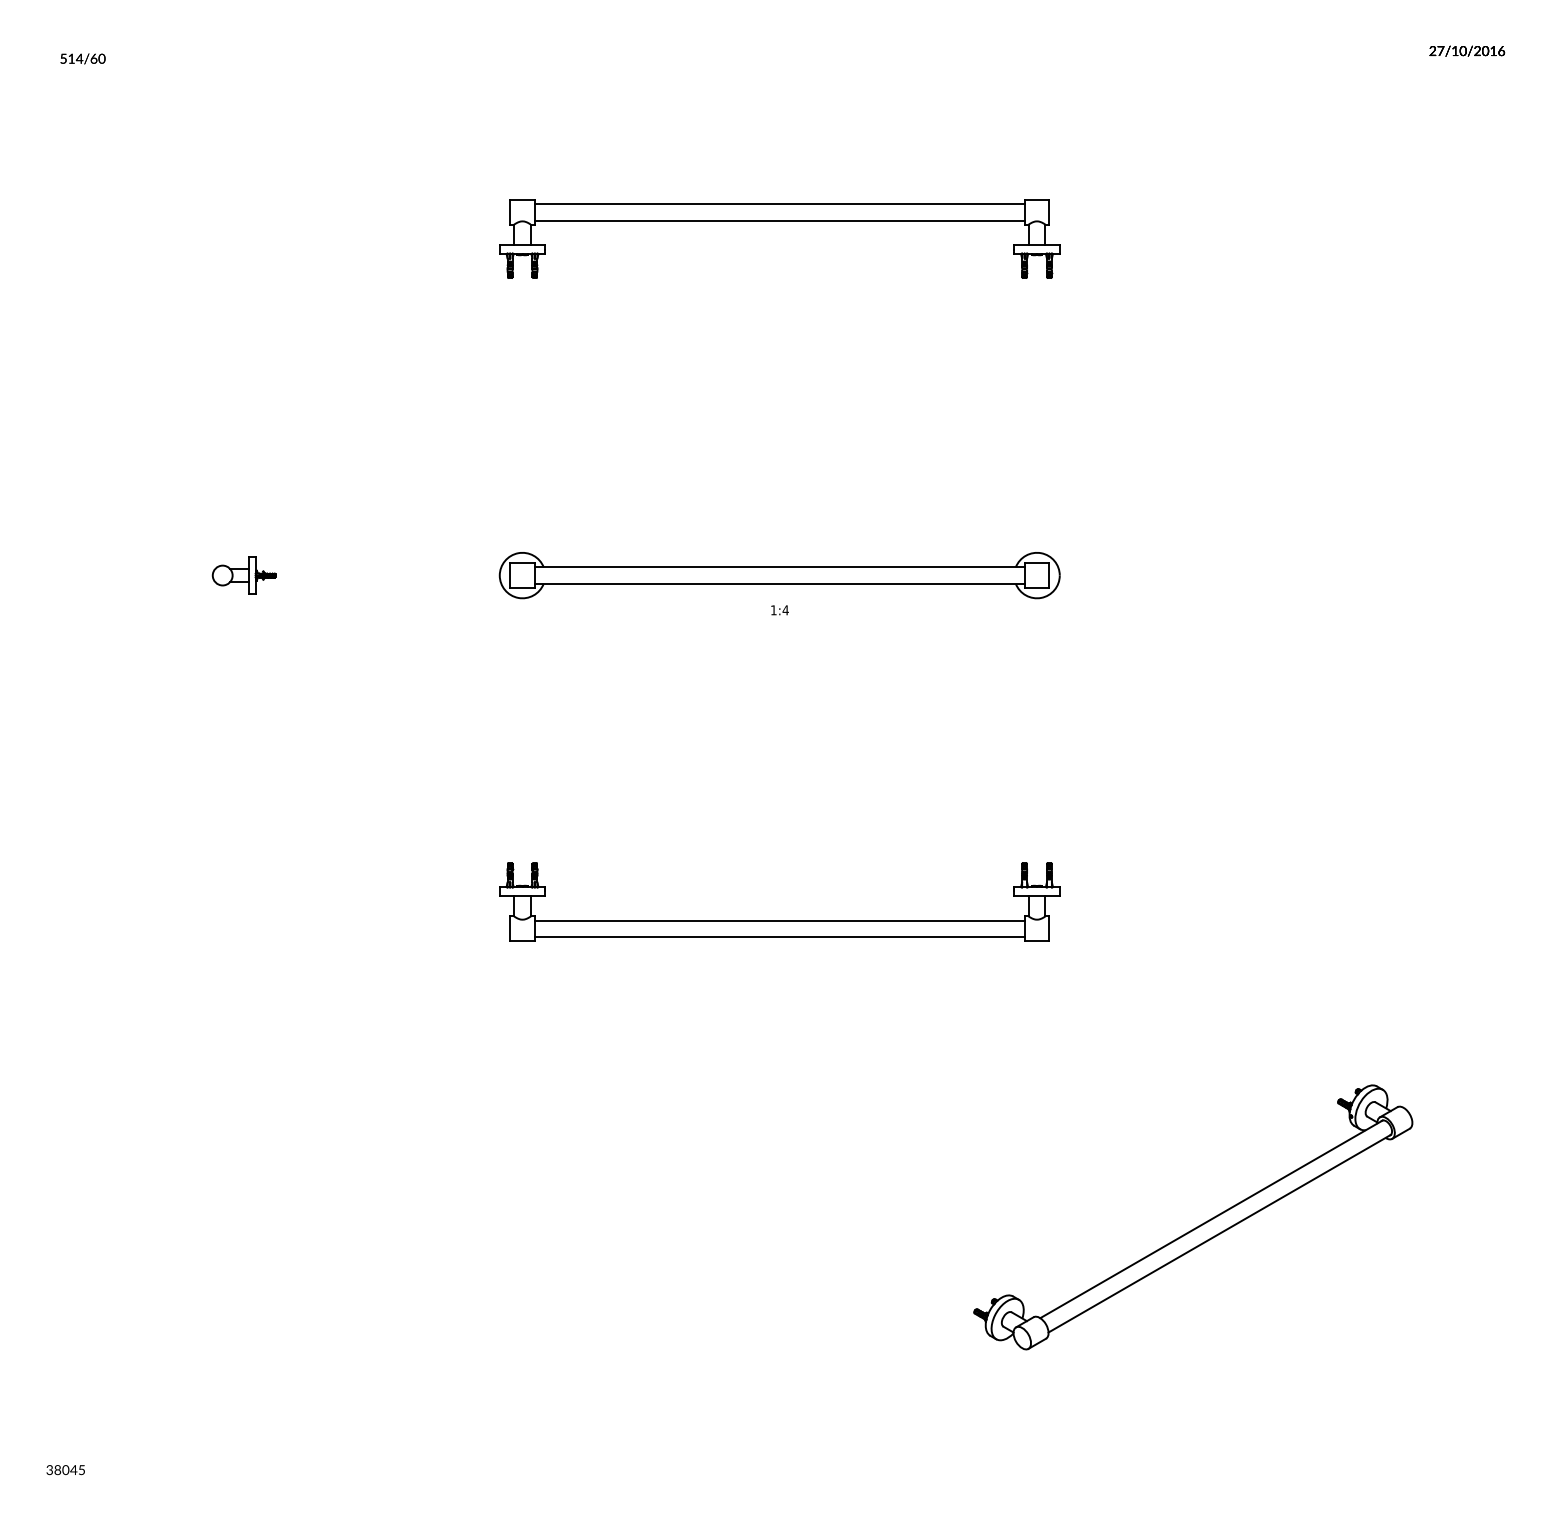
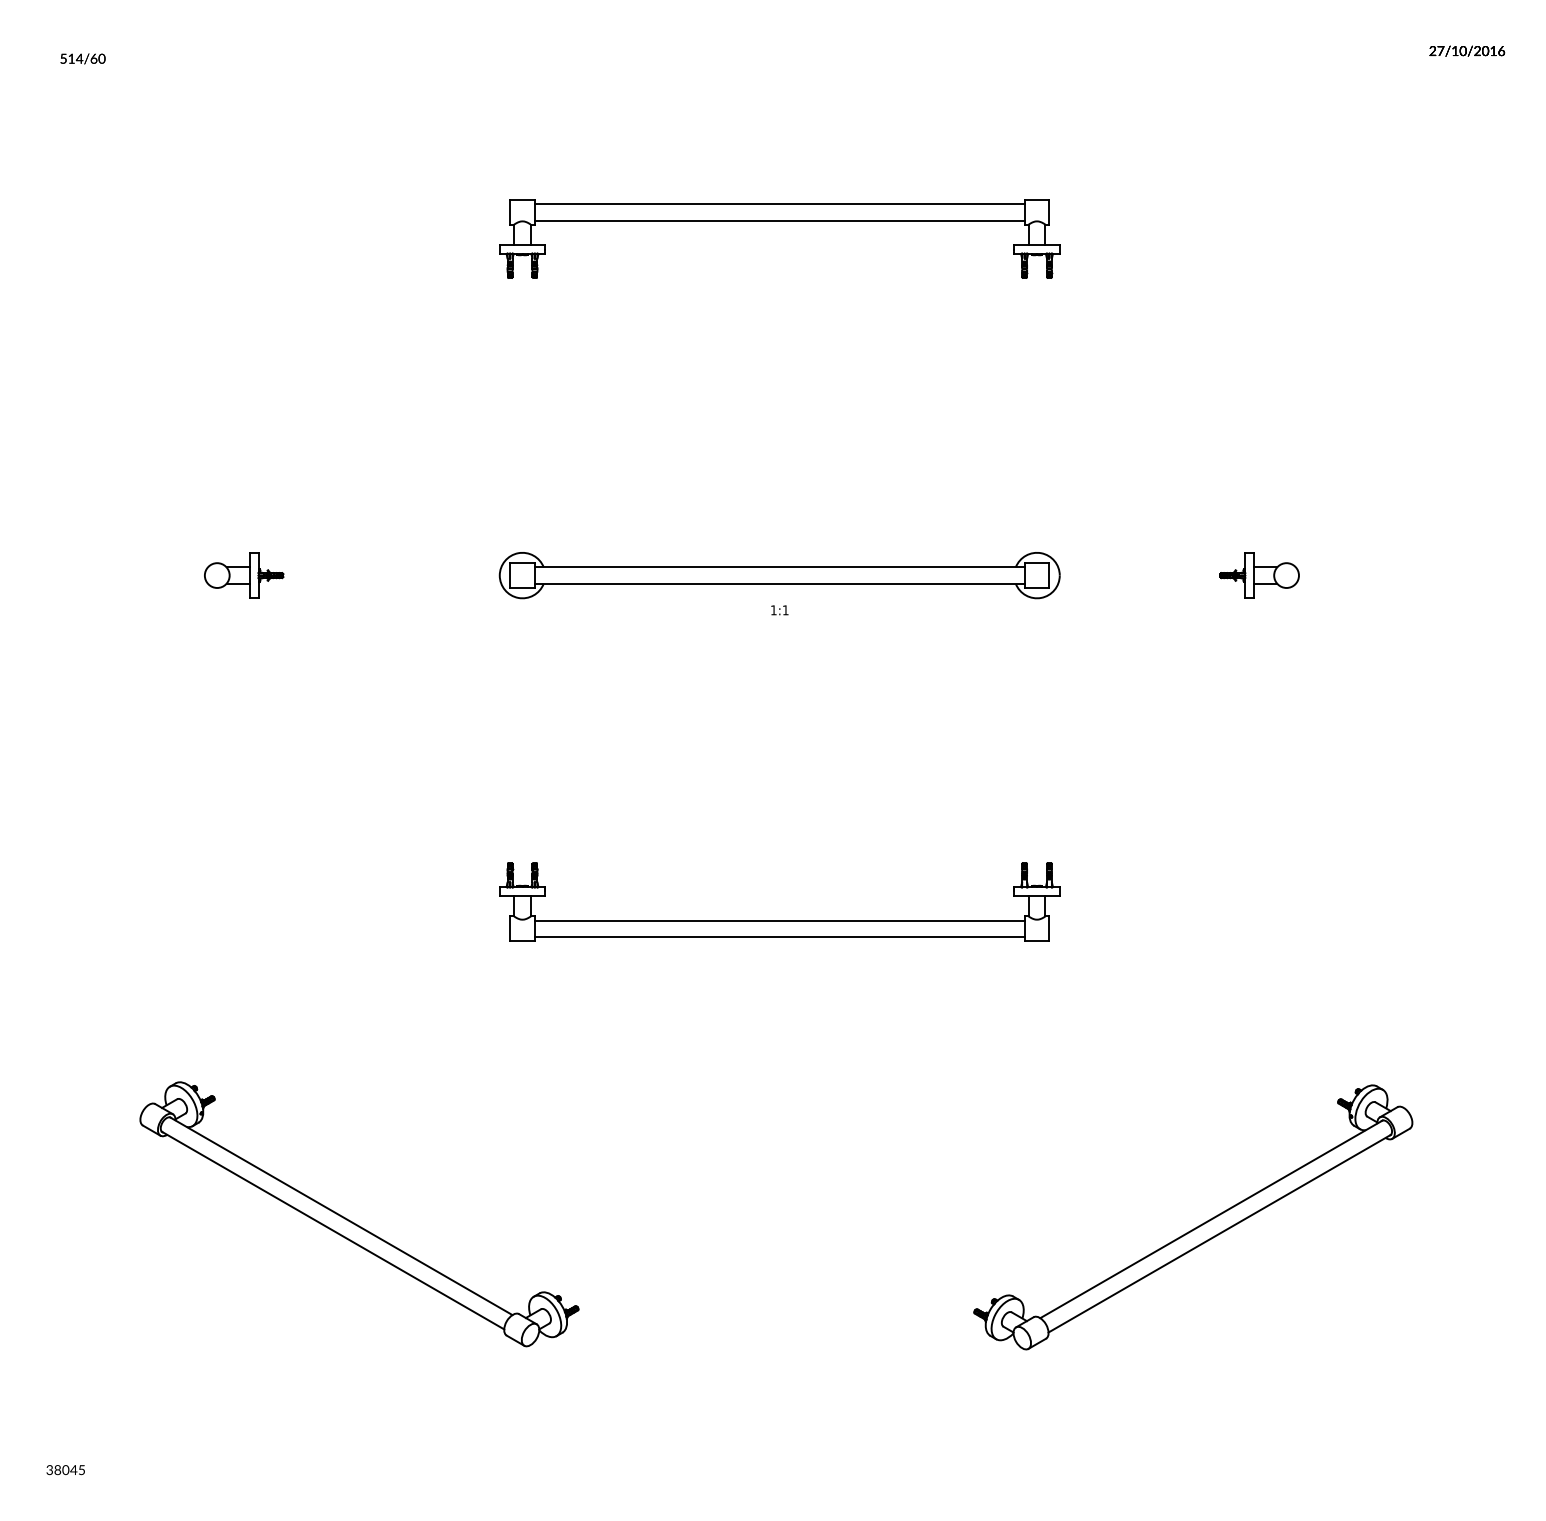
part size: 66x39 px -> 81x47 px (244, 575)
part: none -> present (1259, 575)
text: 1:4 -> 1:1 (785, 610)
part: none -> present (354, 1222)
